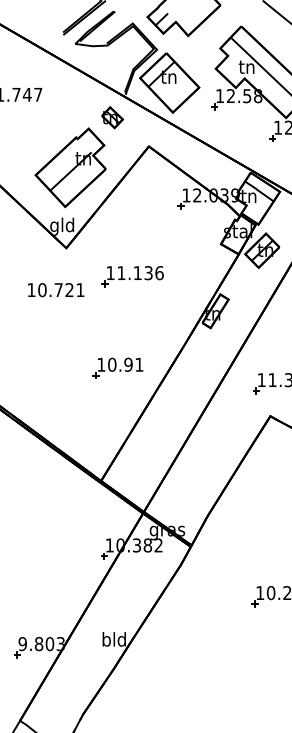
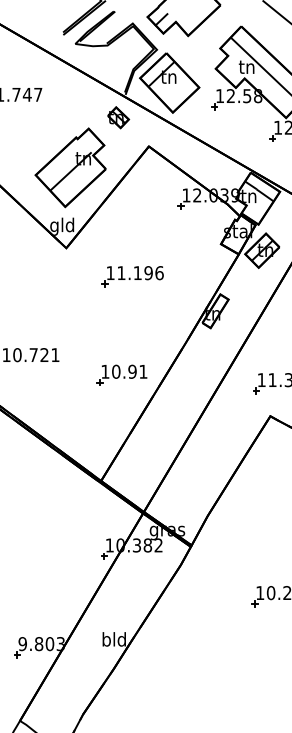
part position: (112, 117) -> (118, 117) (118, 117)
text: 11.136 -> 11.196 (148, 272)
text position: (56, 290) -> (31, 355) (31, 355)
part position: (117, 367) -> (121, 374) (121, 374)
